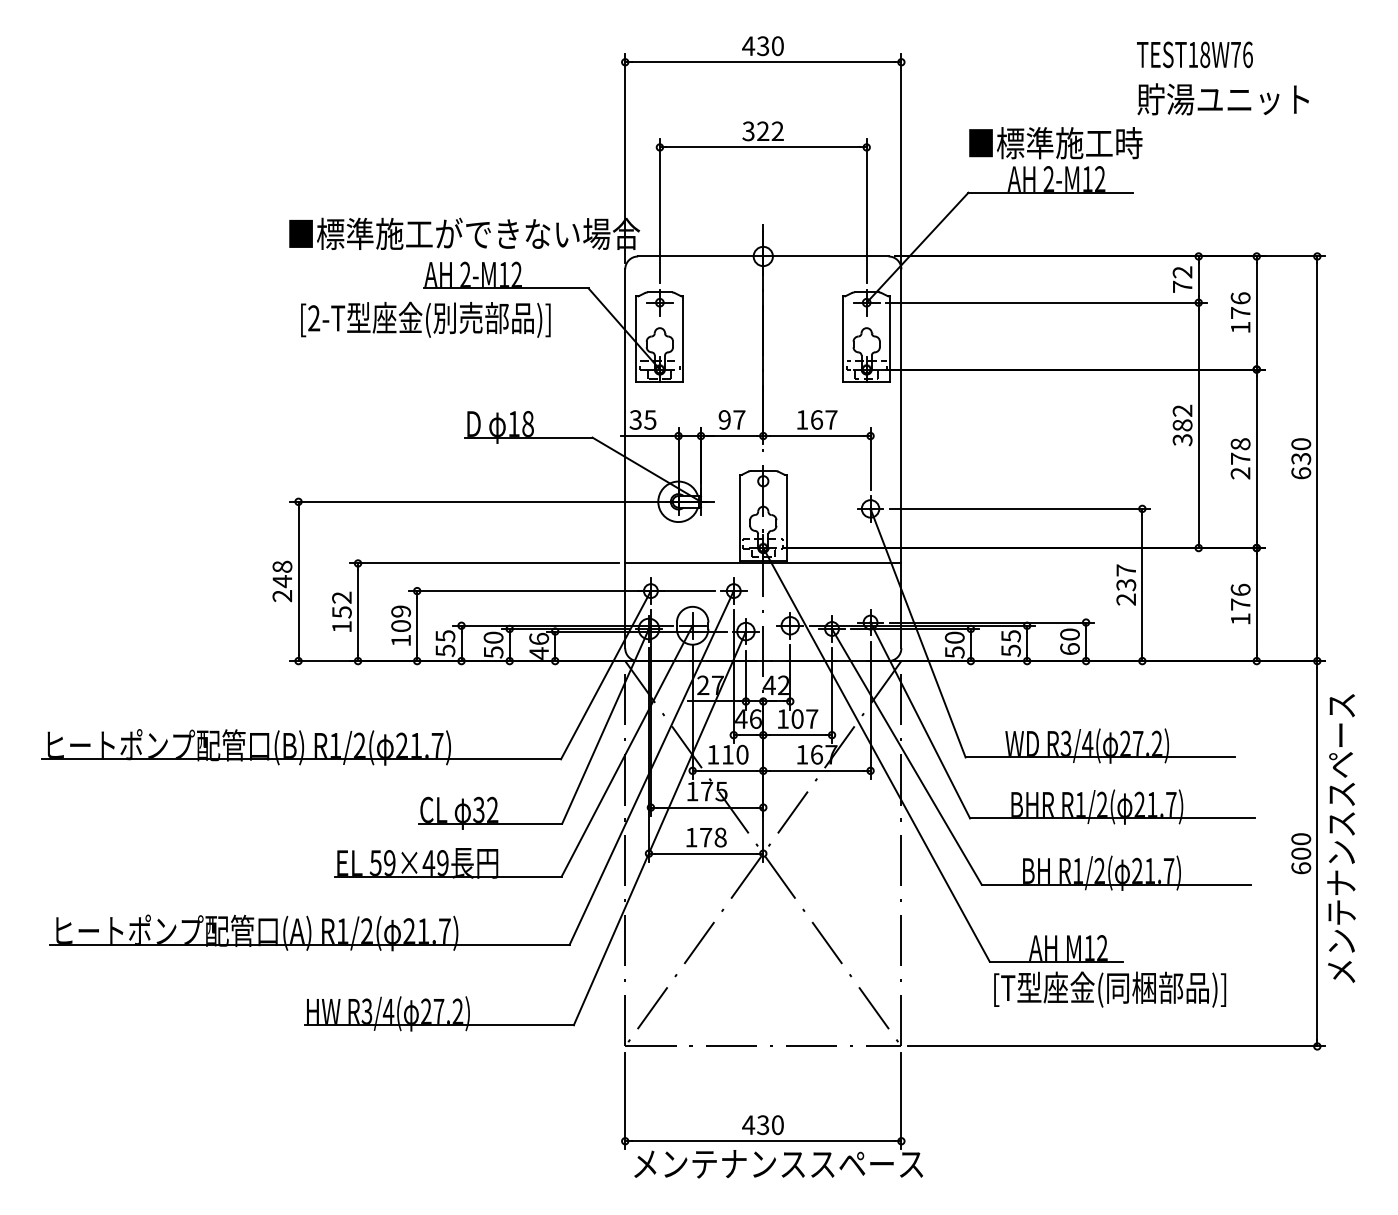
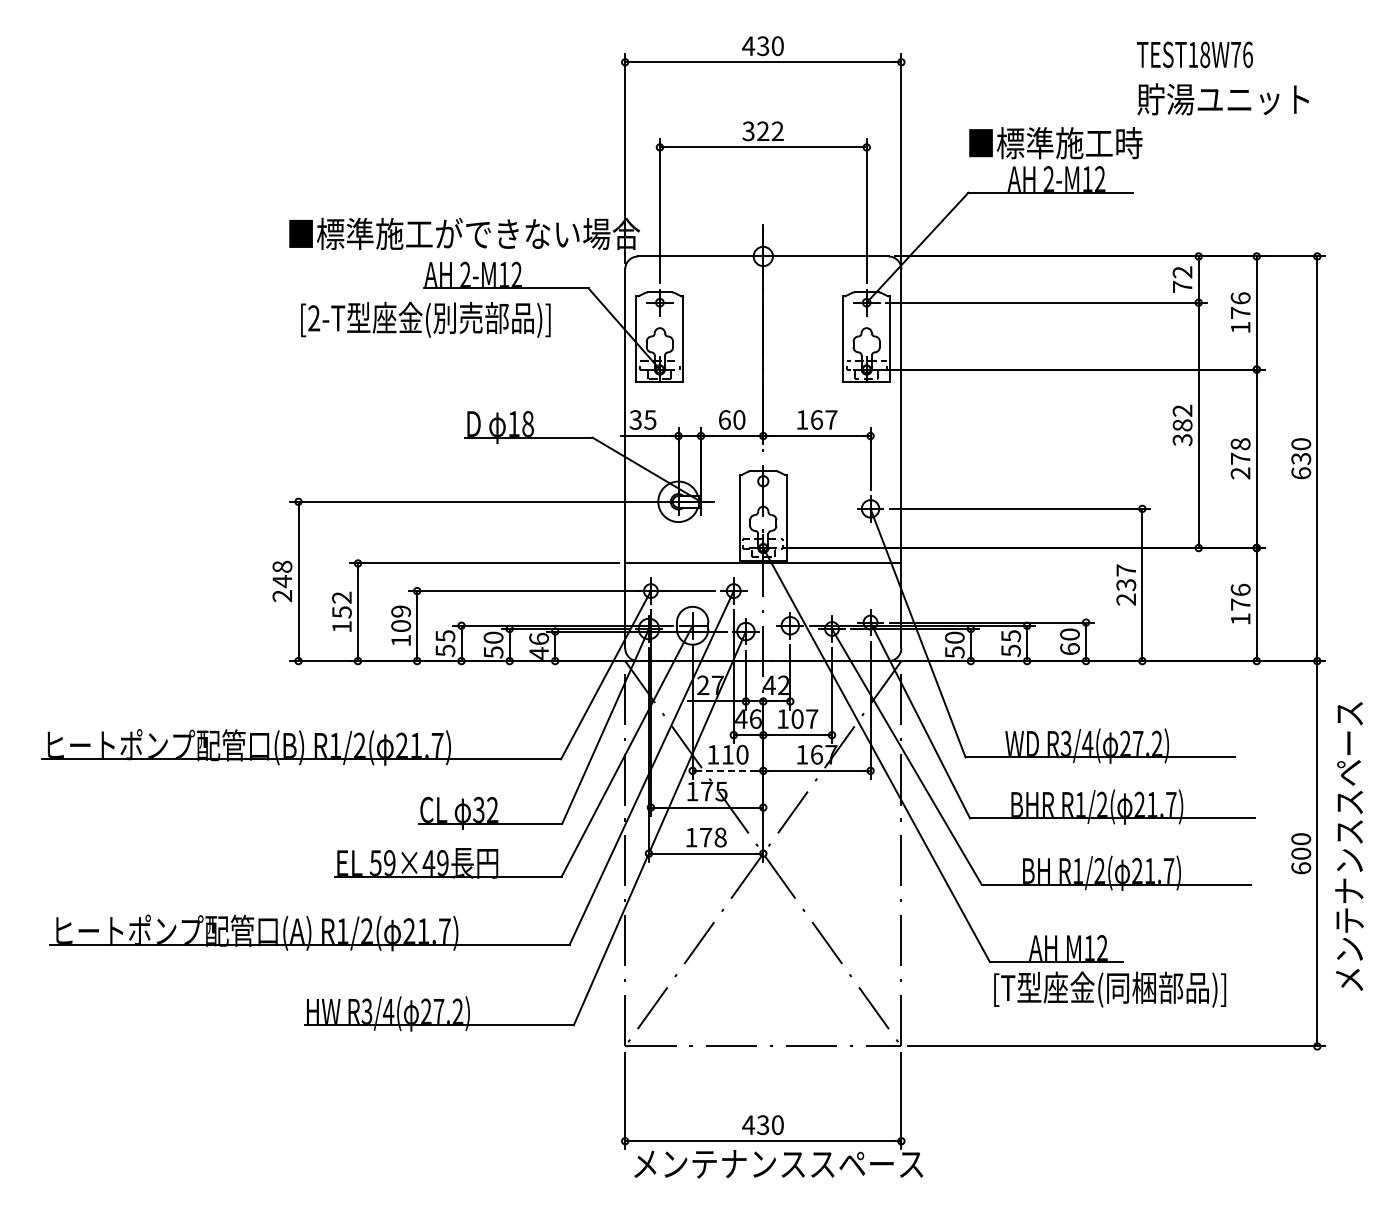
text: 97 -> 60 (731, 419)
line: solid -> dashed (727, 770)
text position: (1341, 838) -> (1349, 846) (1349, 846)
